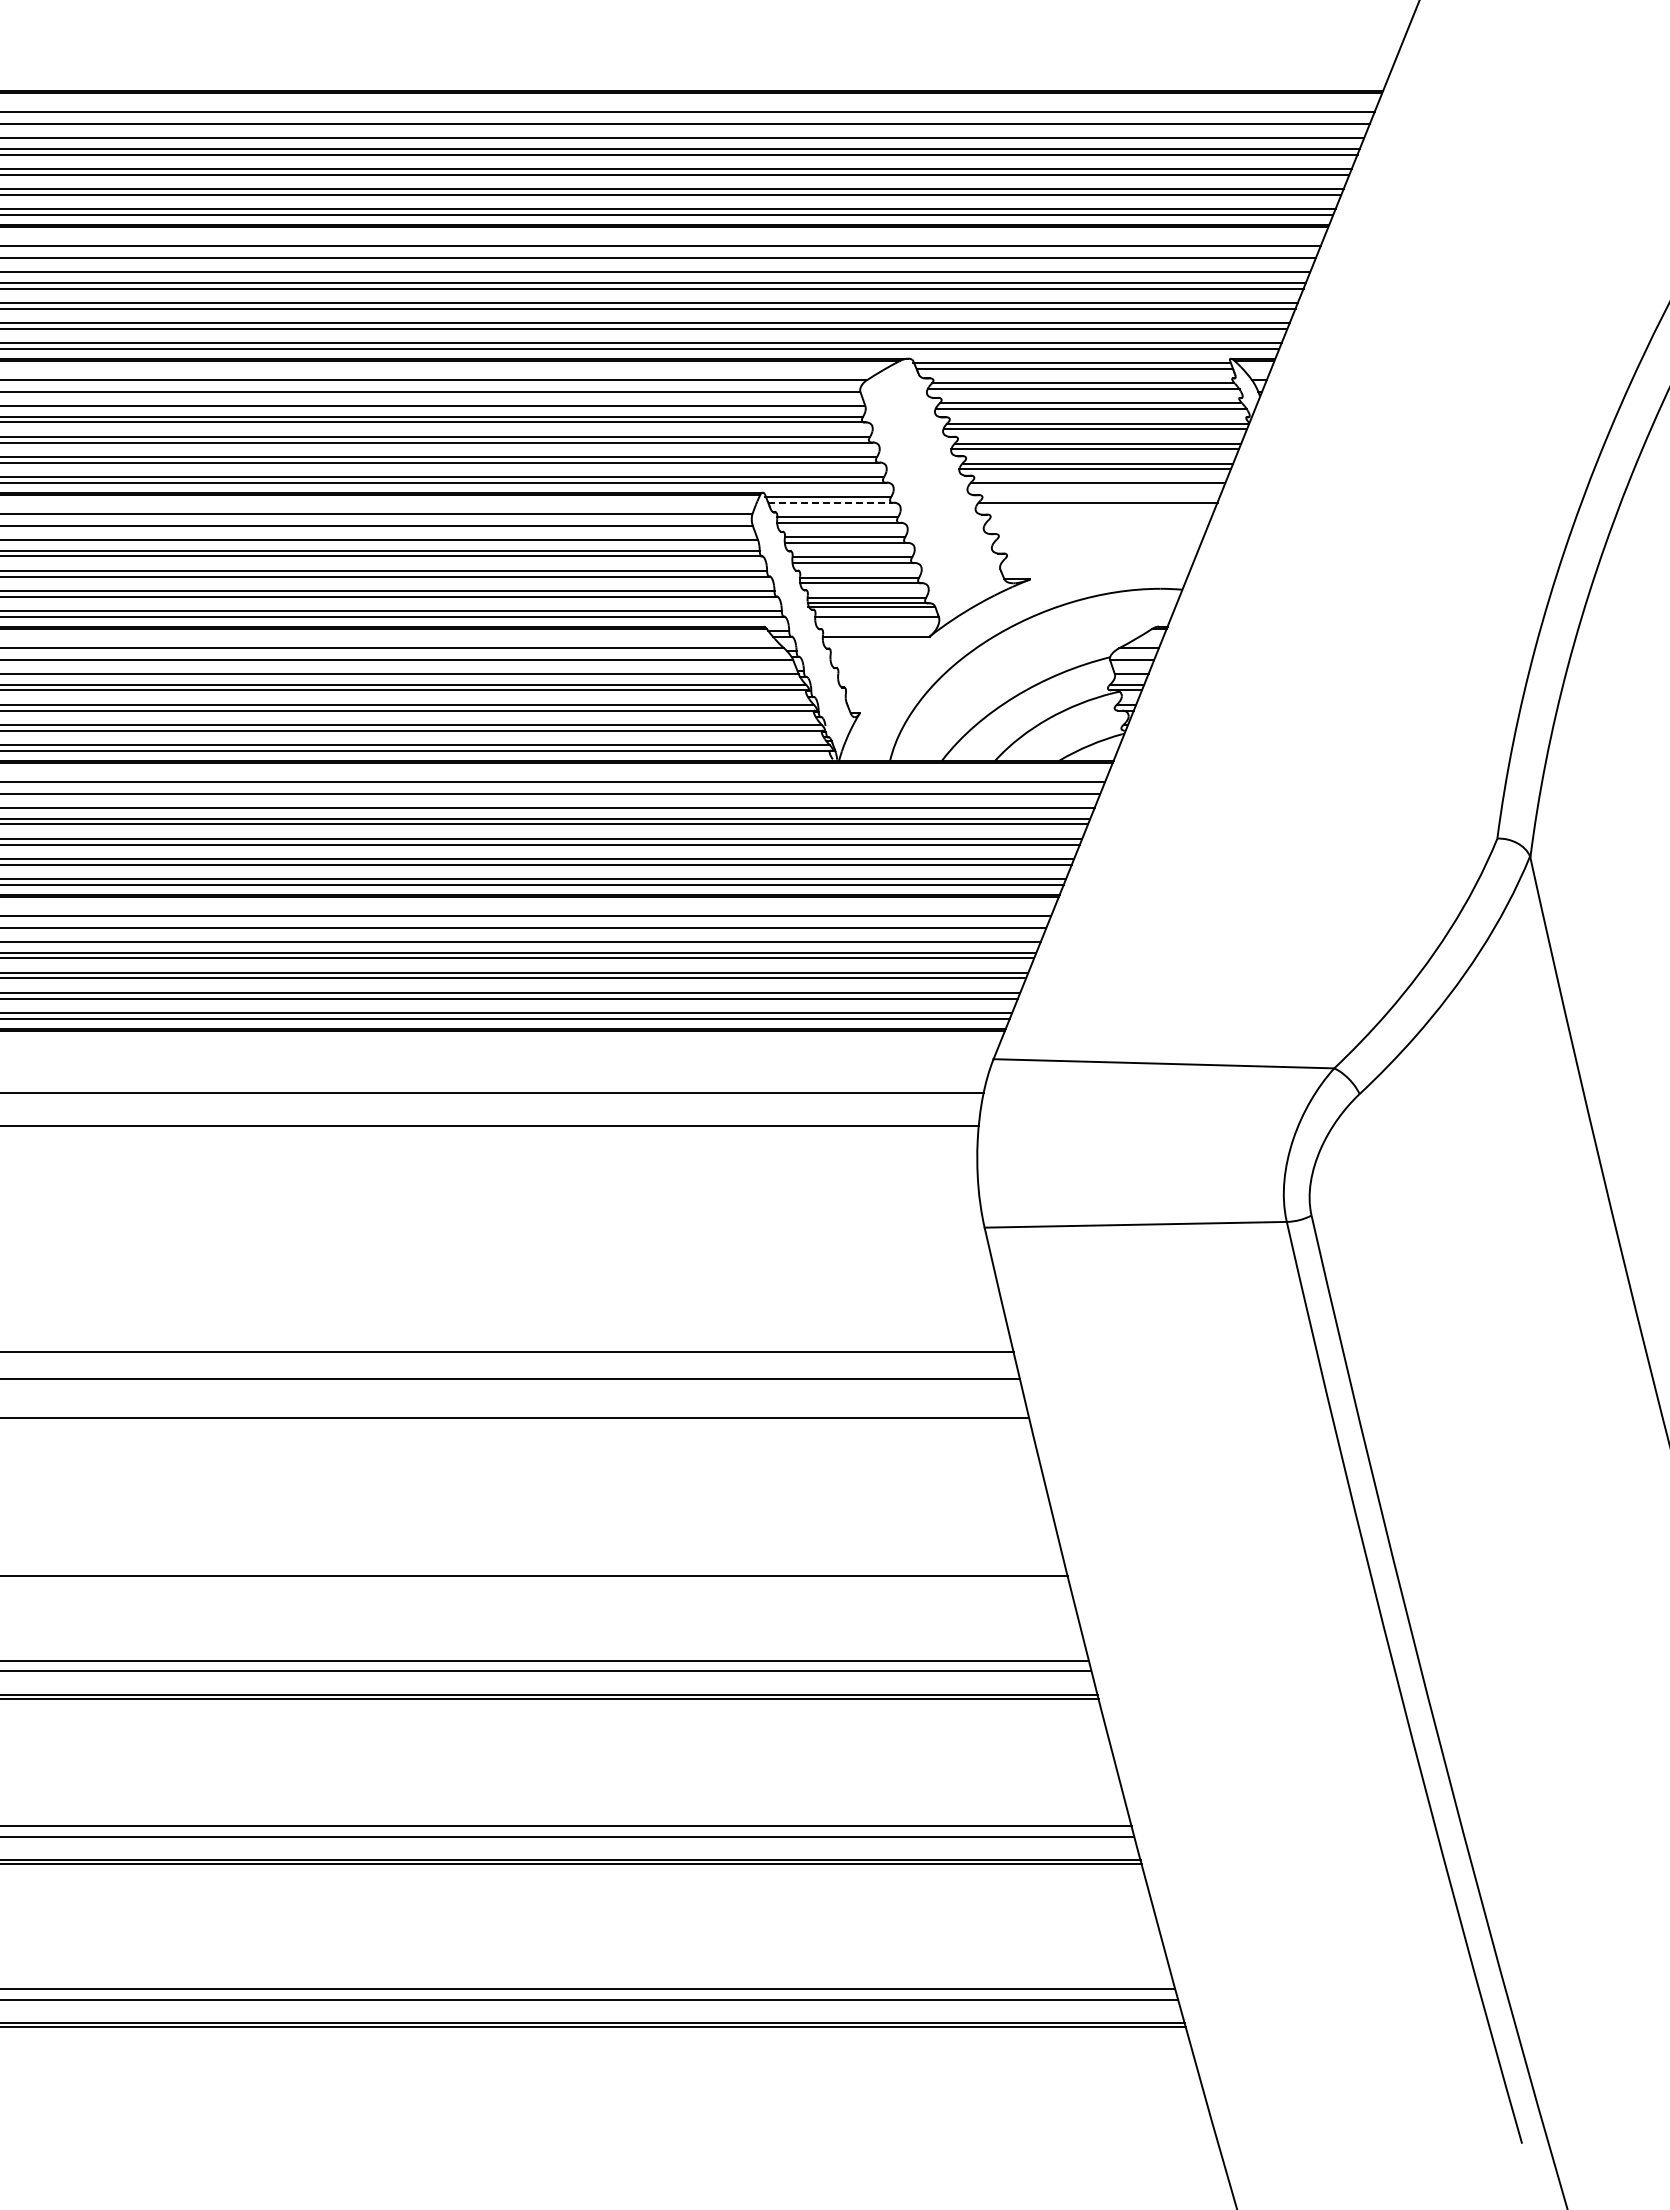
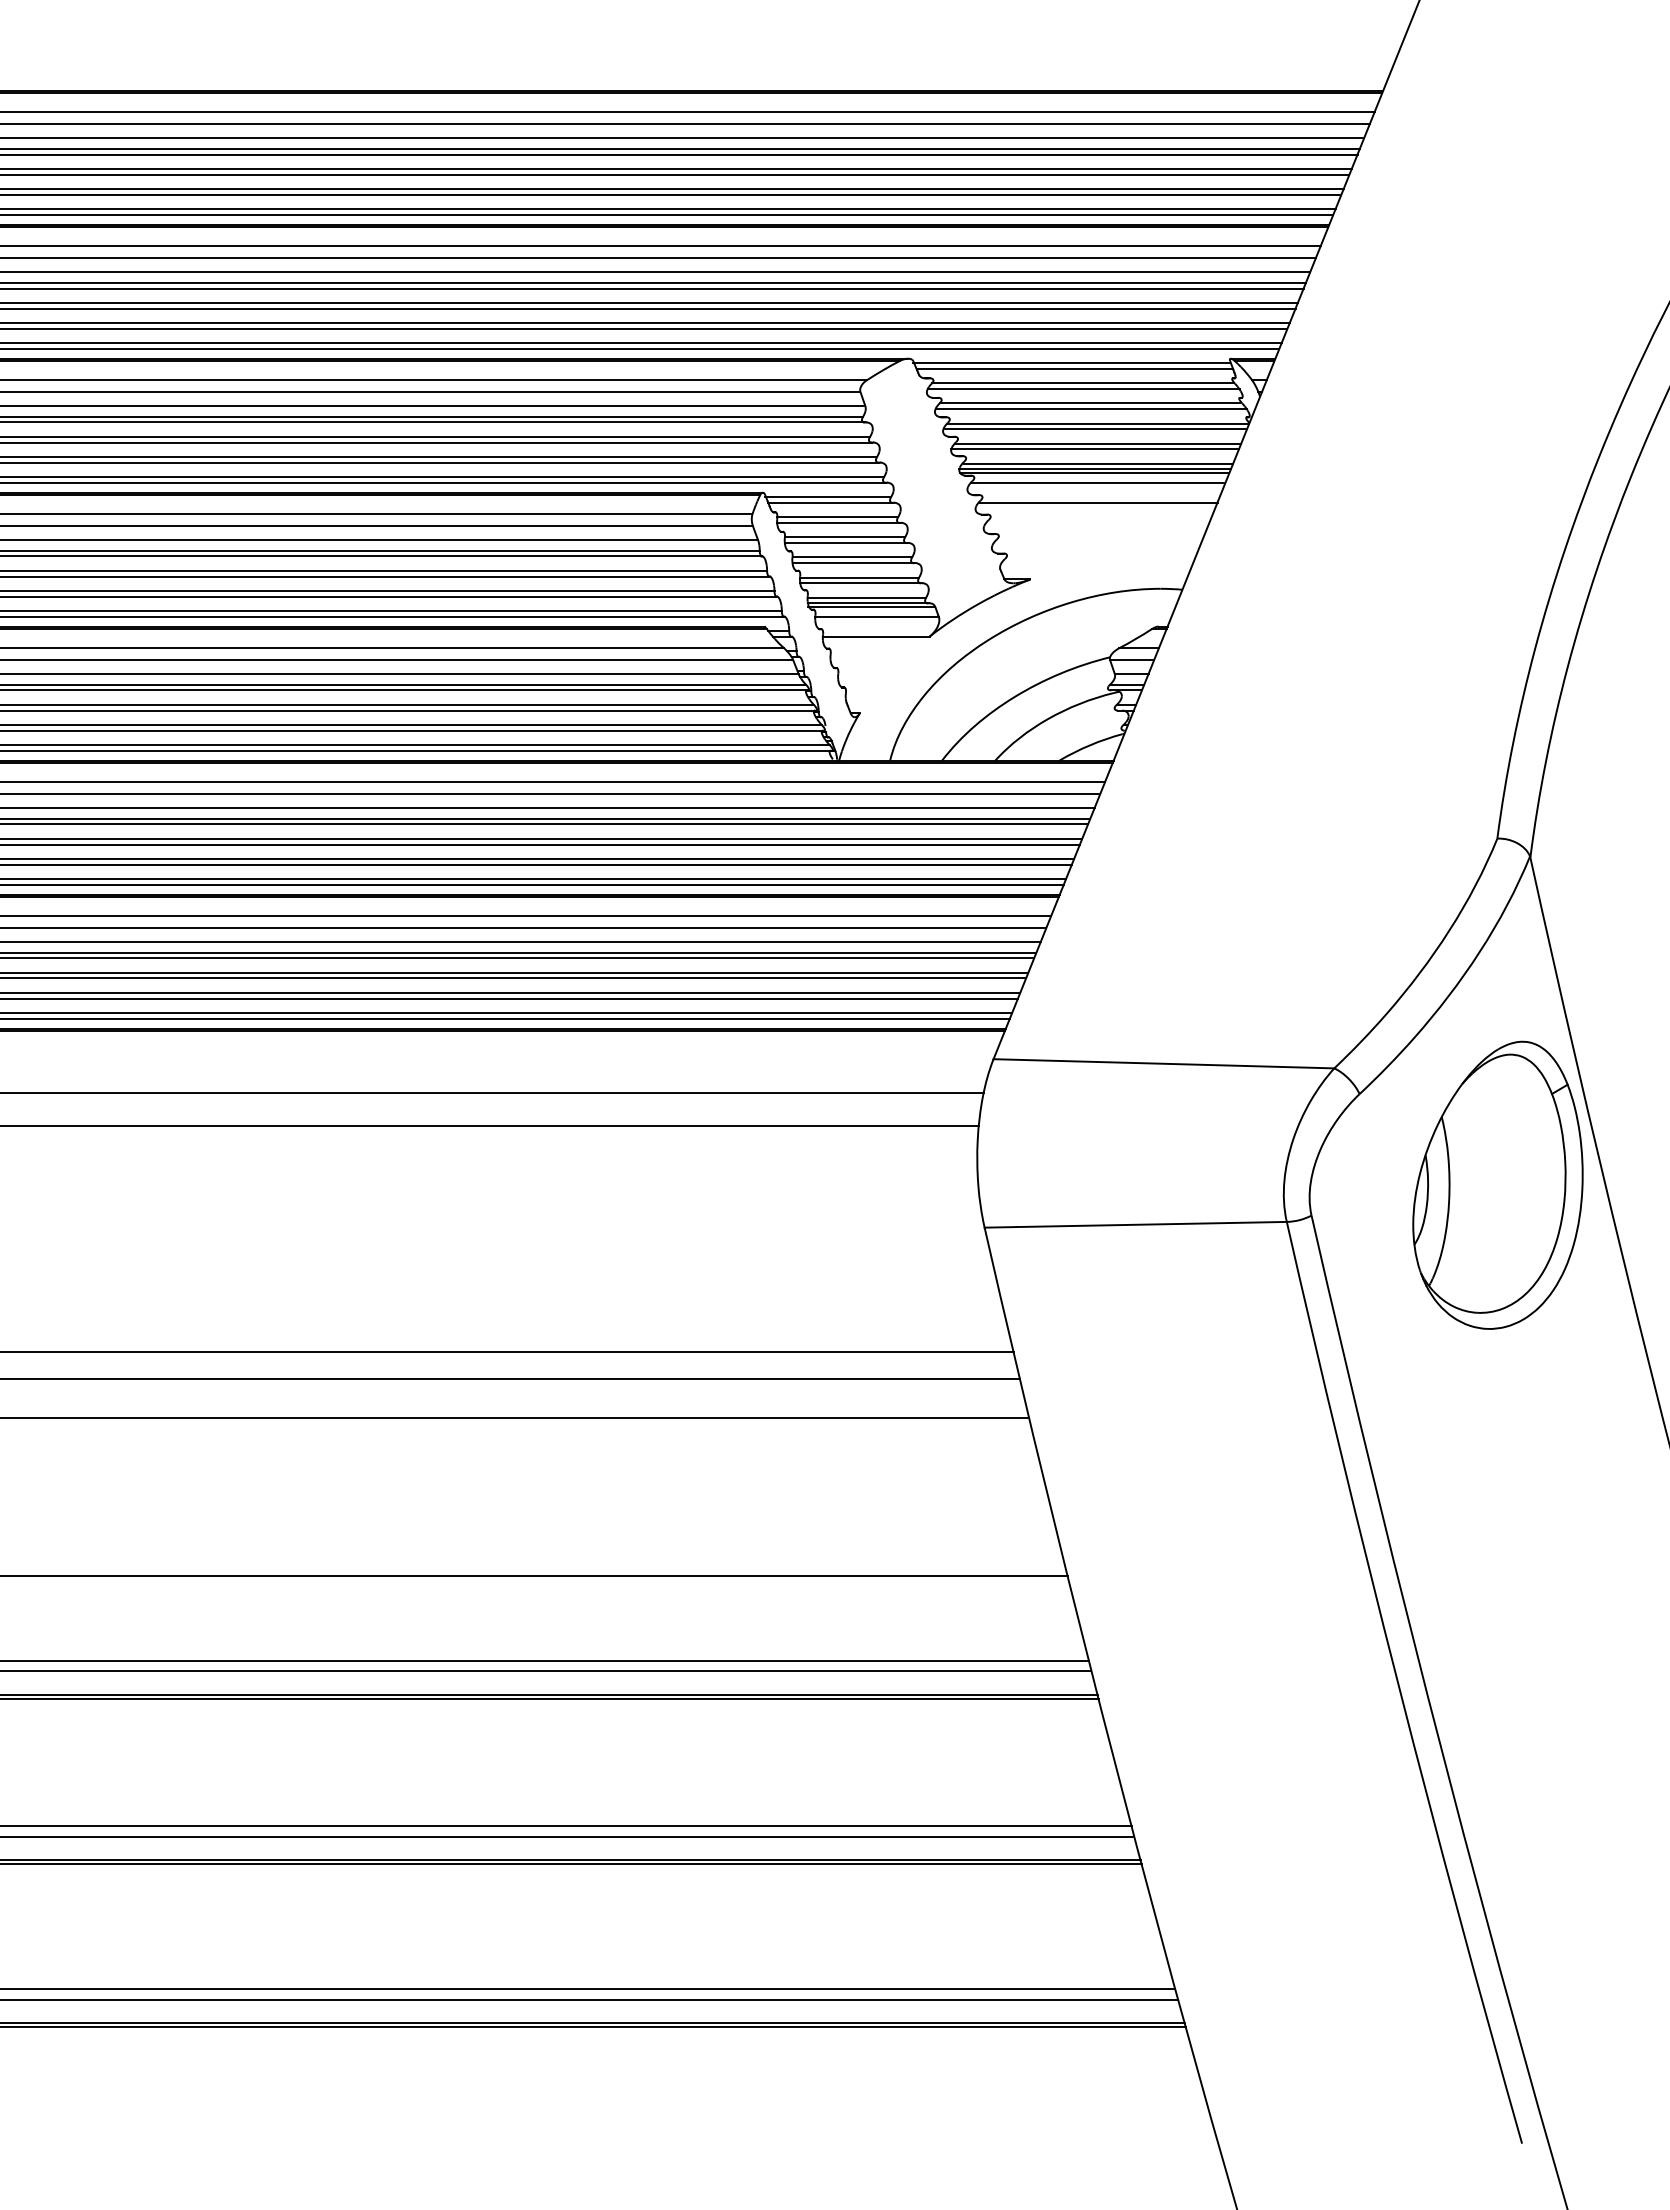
line: none -> present (1094, 473)
line: dashed -> solid (830, 502)
part: none -> present (1497, 1184)
